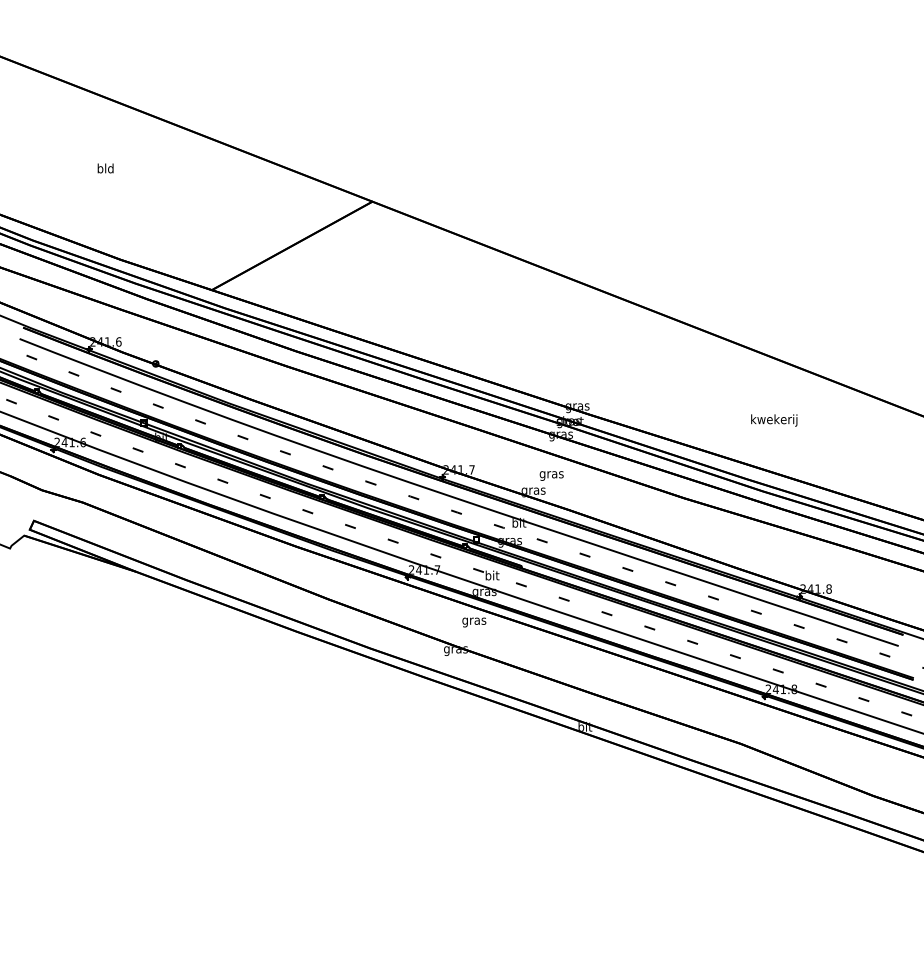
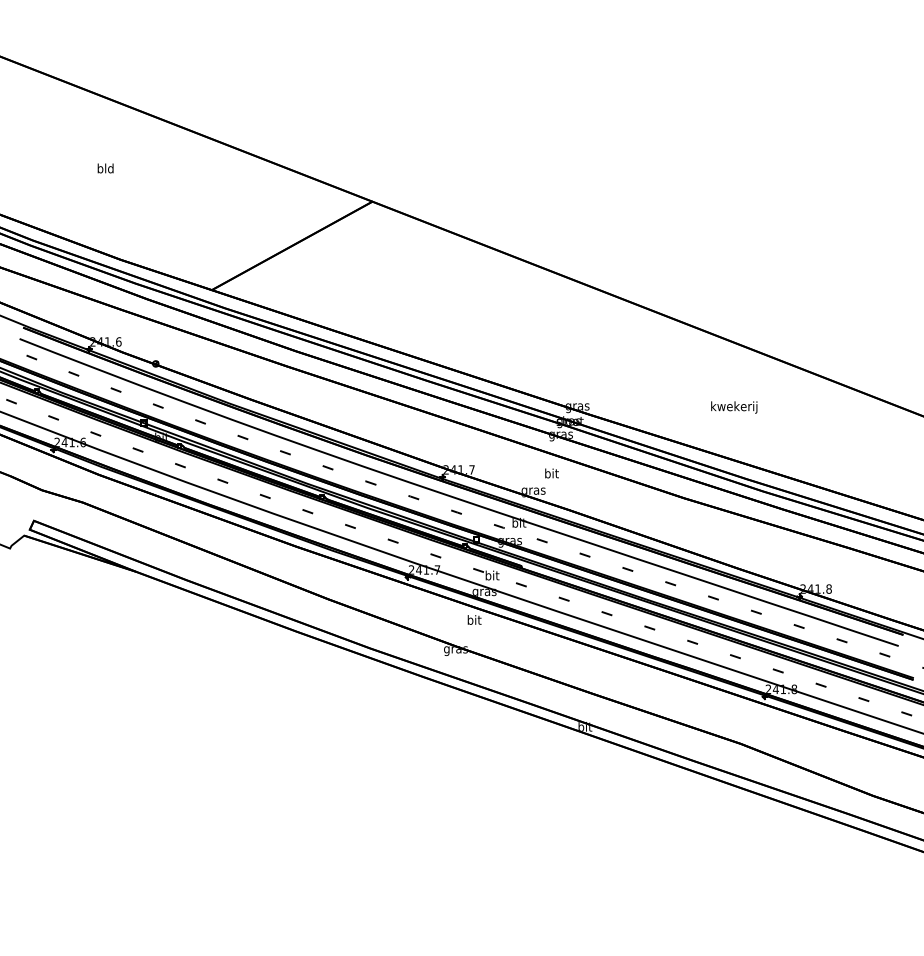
text position: (774, 420) -> (734, 407) (734, 407)
text: gras -> bit (551, 474)
text: gras -> bit (474, 621)
